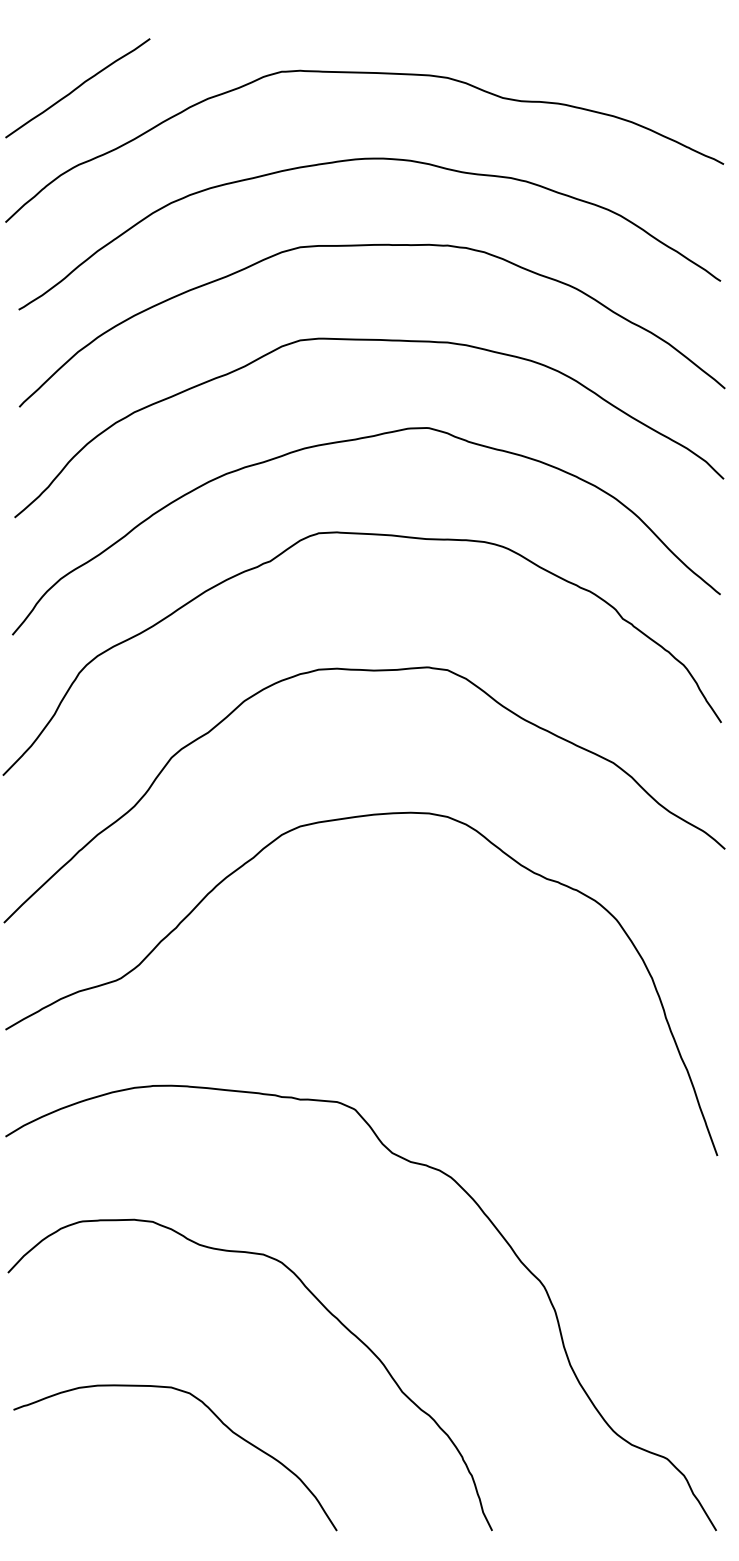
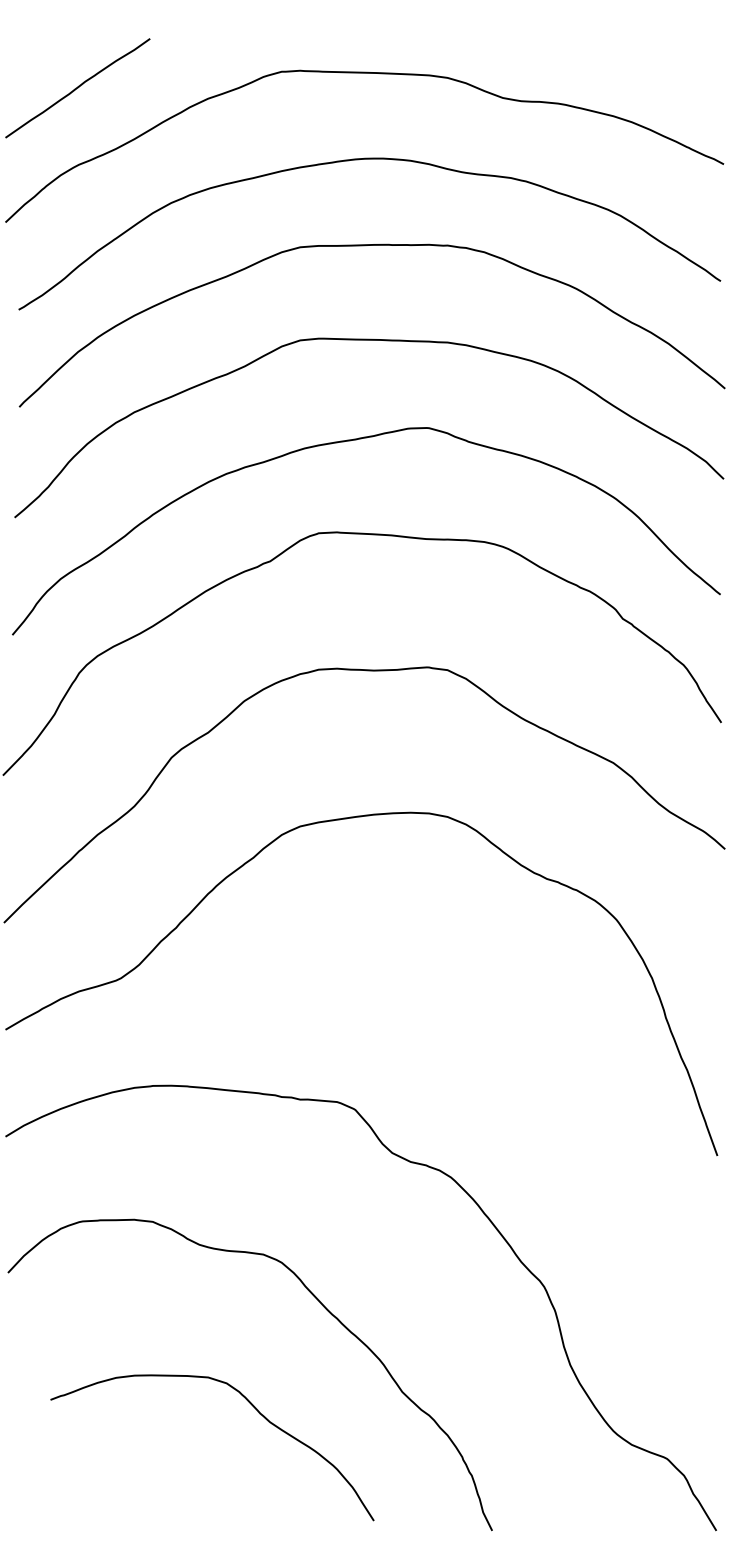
curve position: (215, 1416) -> (252, 1406) (252, 1406)
